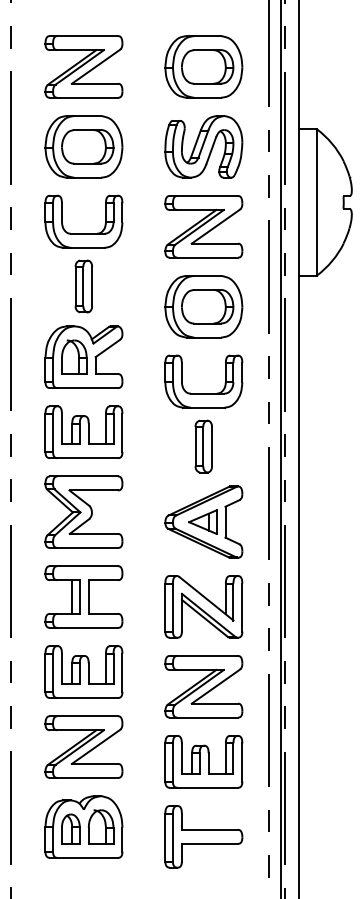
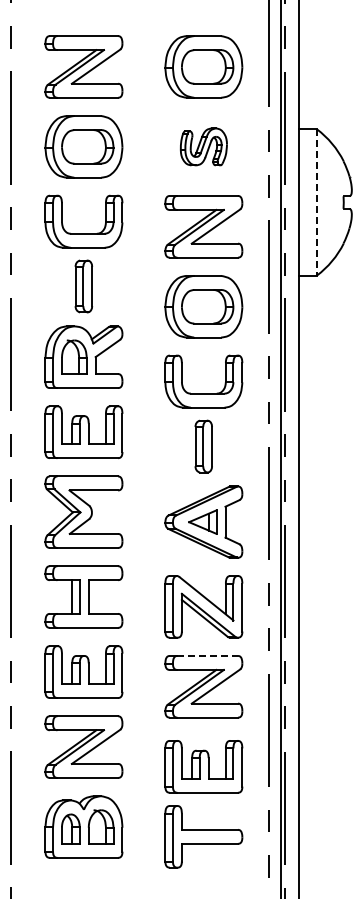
part size: 80x64 px -> 49x40 px (203, 146)
line: solid -> dashed (316, 202)
line: solid -> dashed (208, 655)
part position: (203, 761) -> (203, 766) (203, 766)
